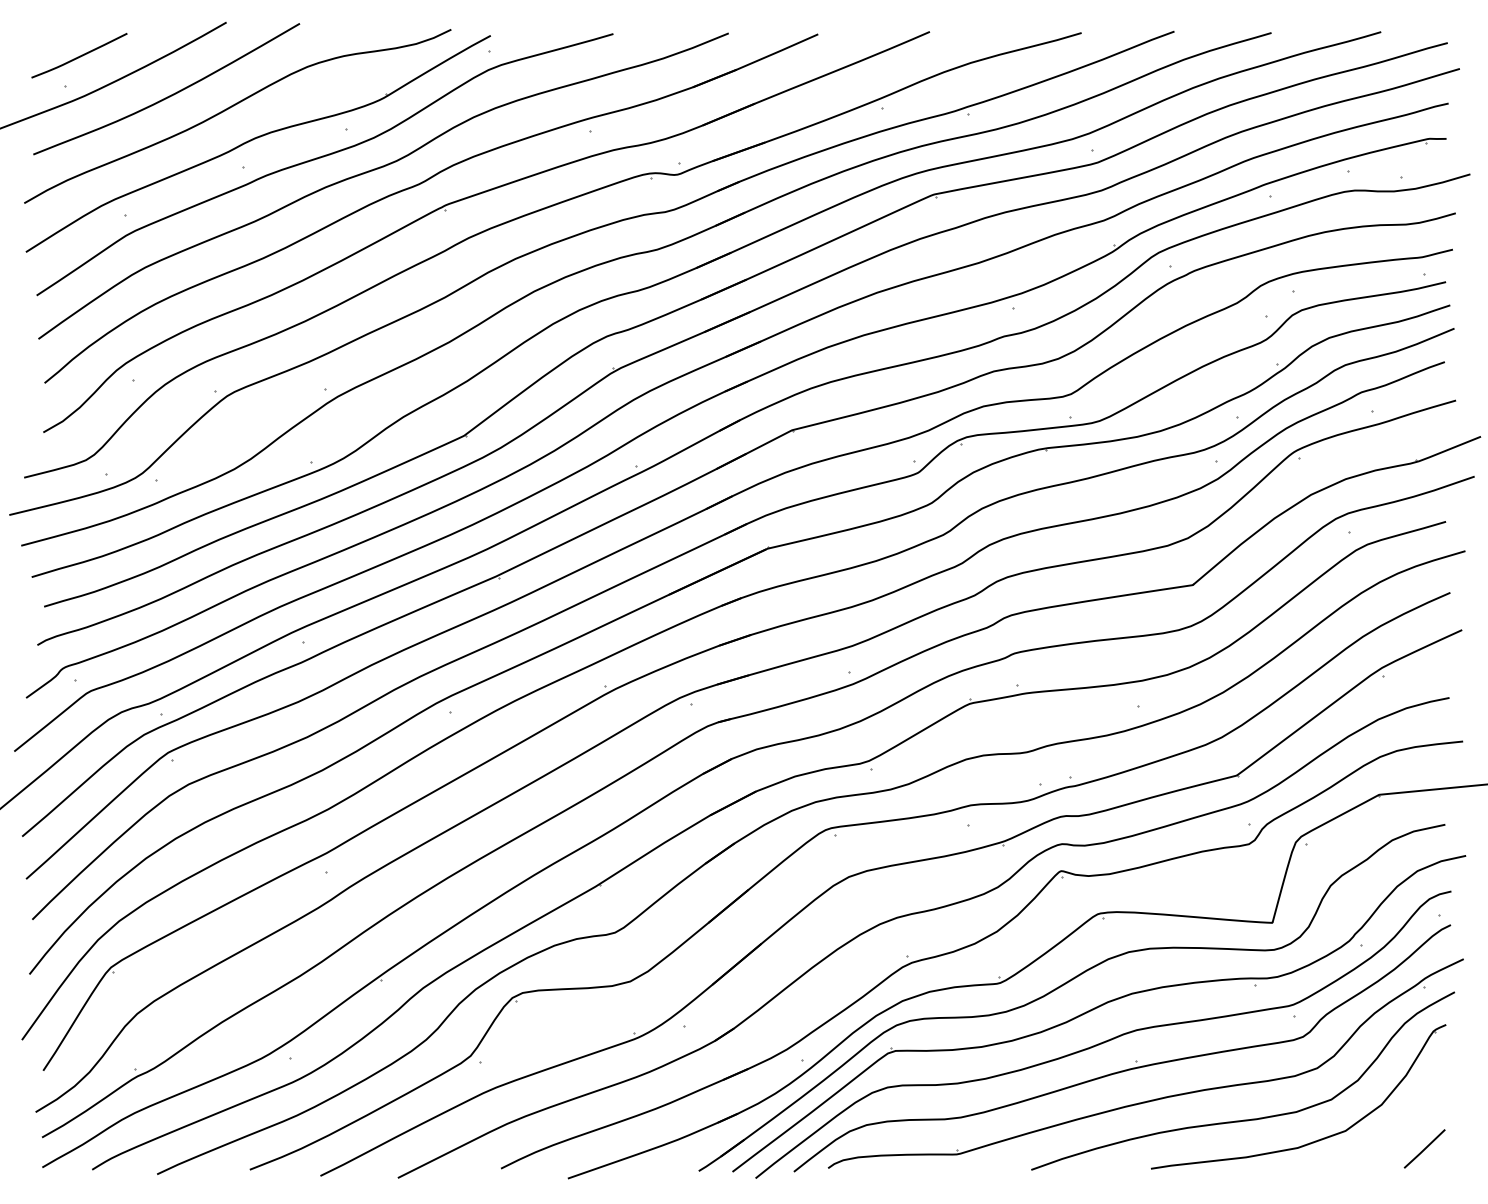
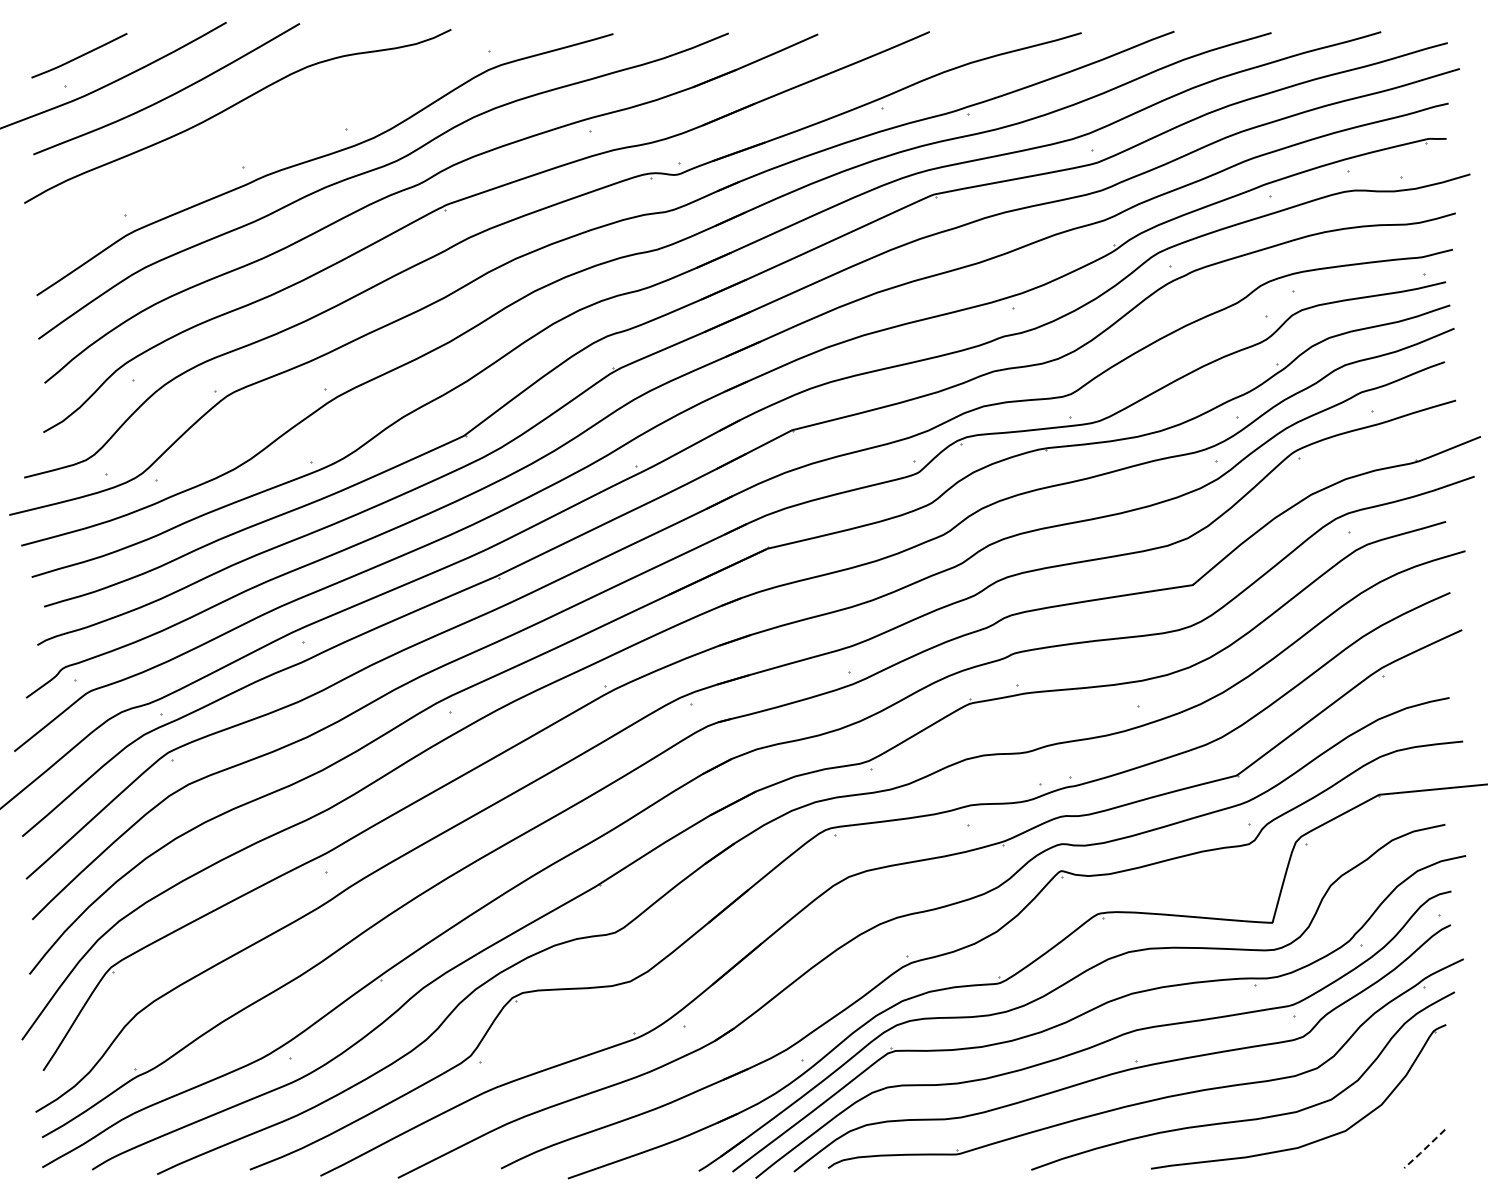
part: present -> none (257, 143)
line: solid -> dashed (1424, 1149)
